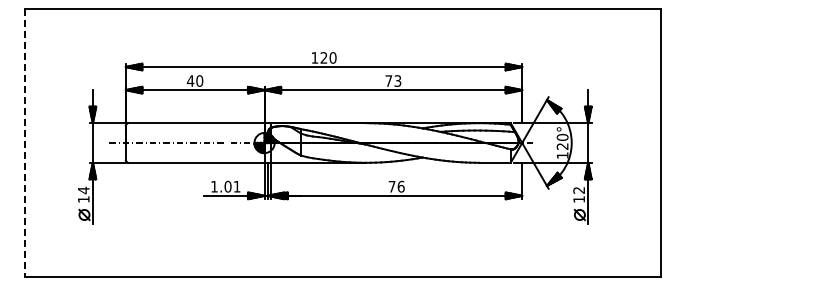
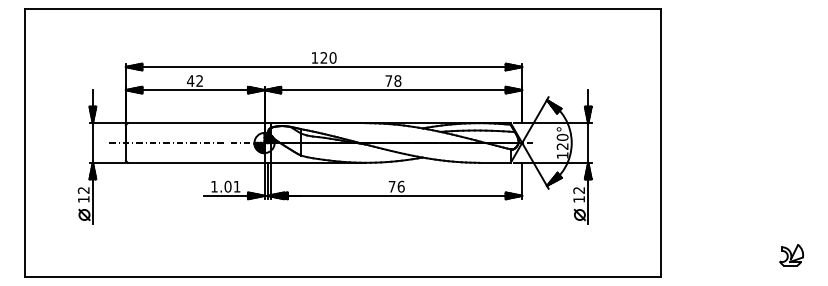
text: 40 -> 42 (199, 80)
text: 73 -> 78 (397, 80)
line: dashed -> solid (24, 143)
text: 14 -> 12 (83, 190)
part: none -> present (791, 255)
